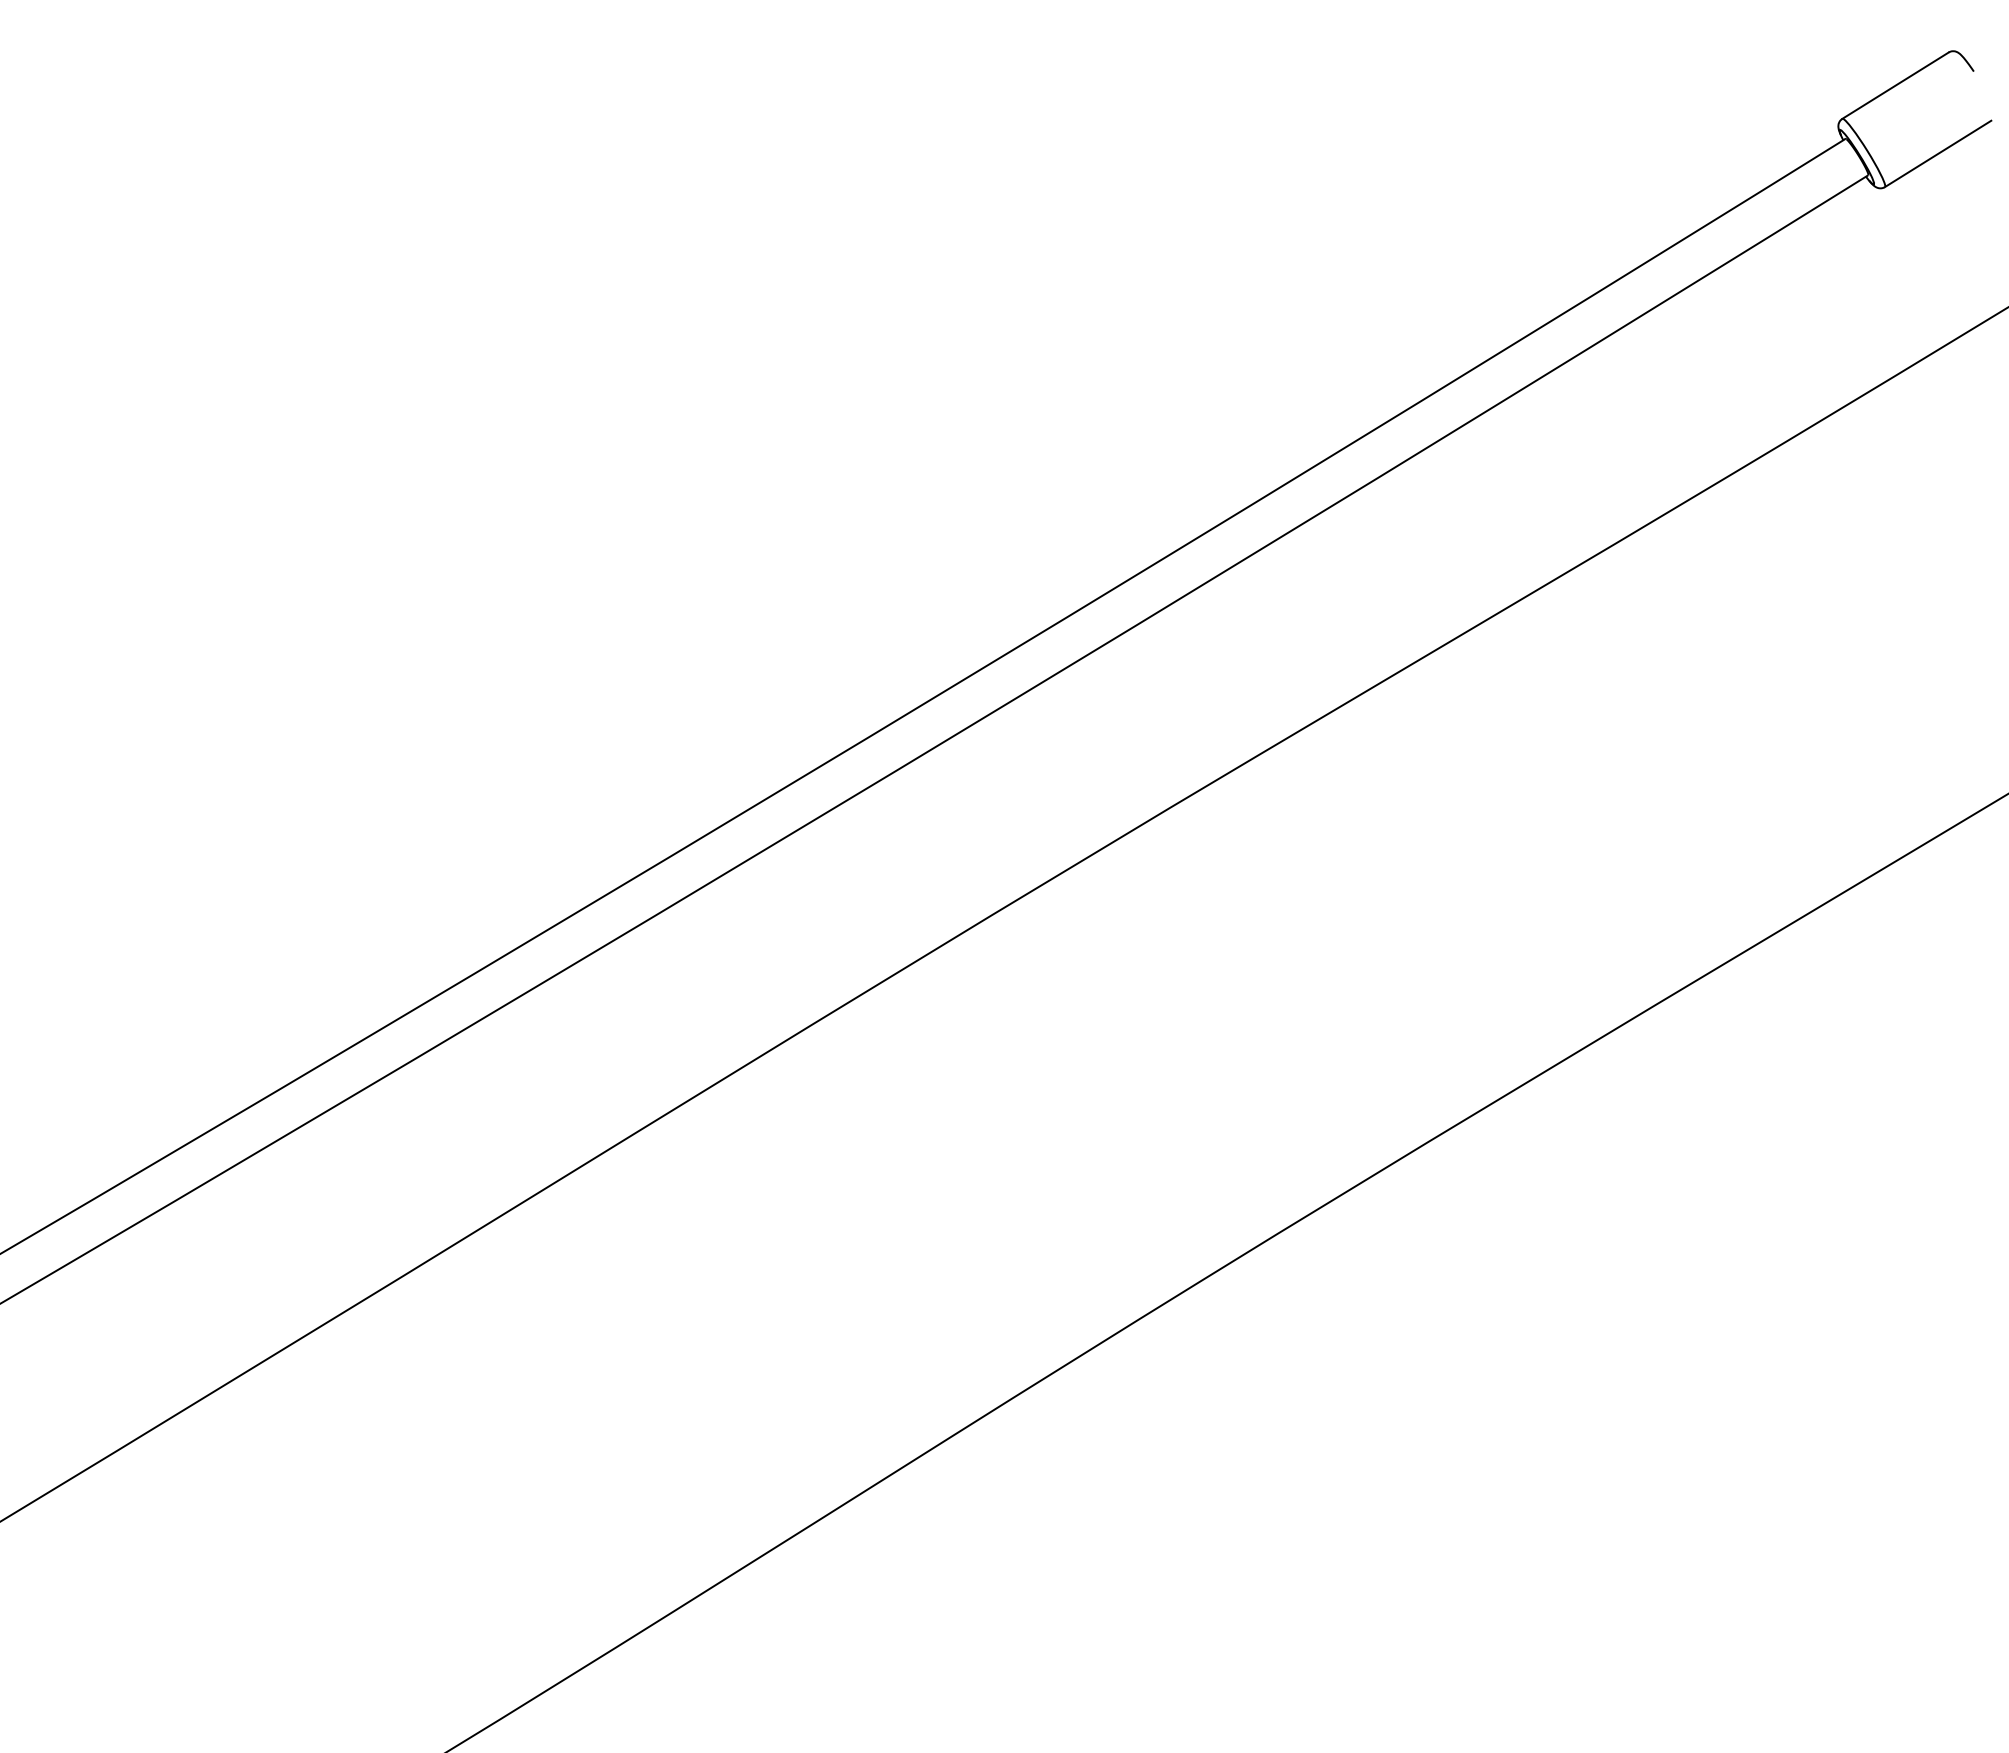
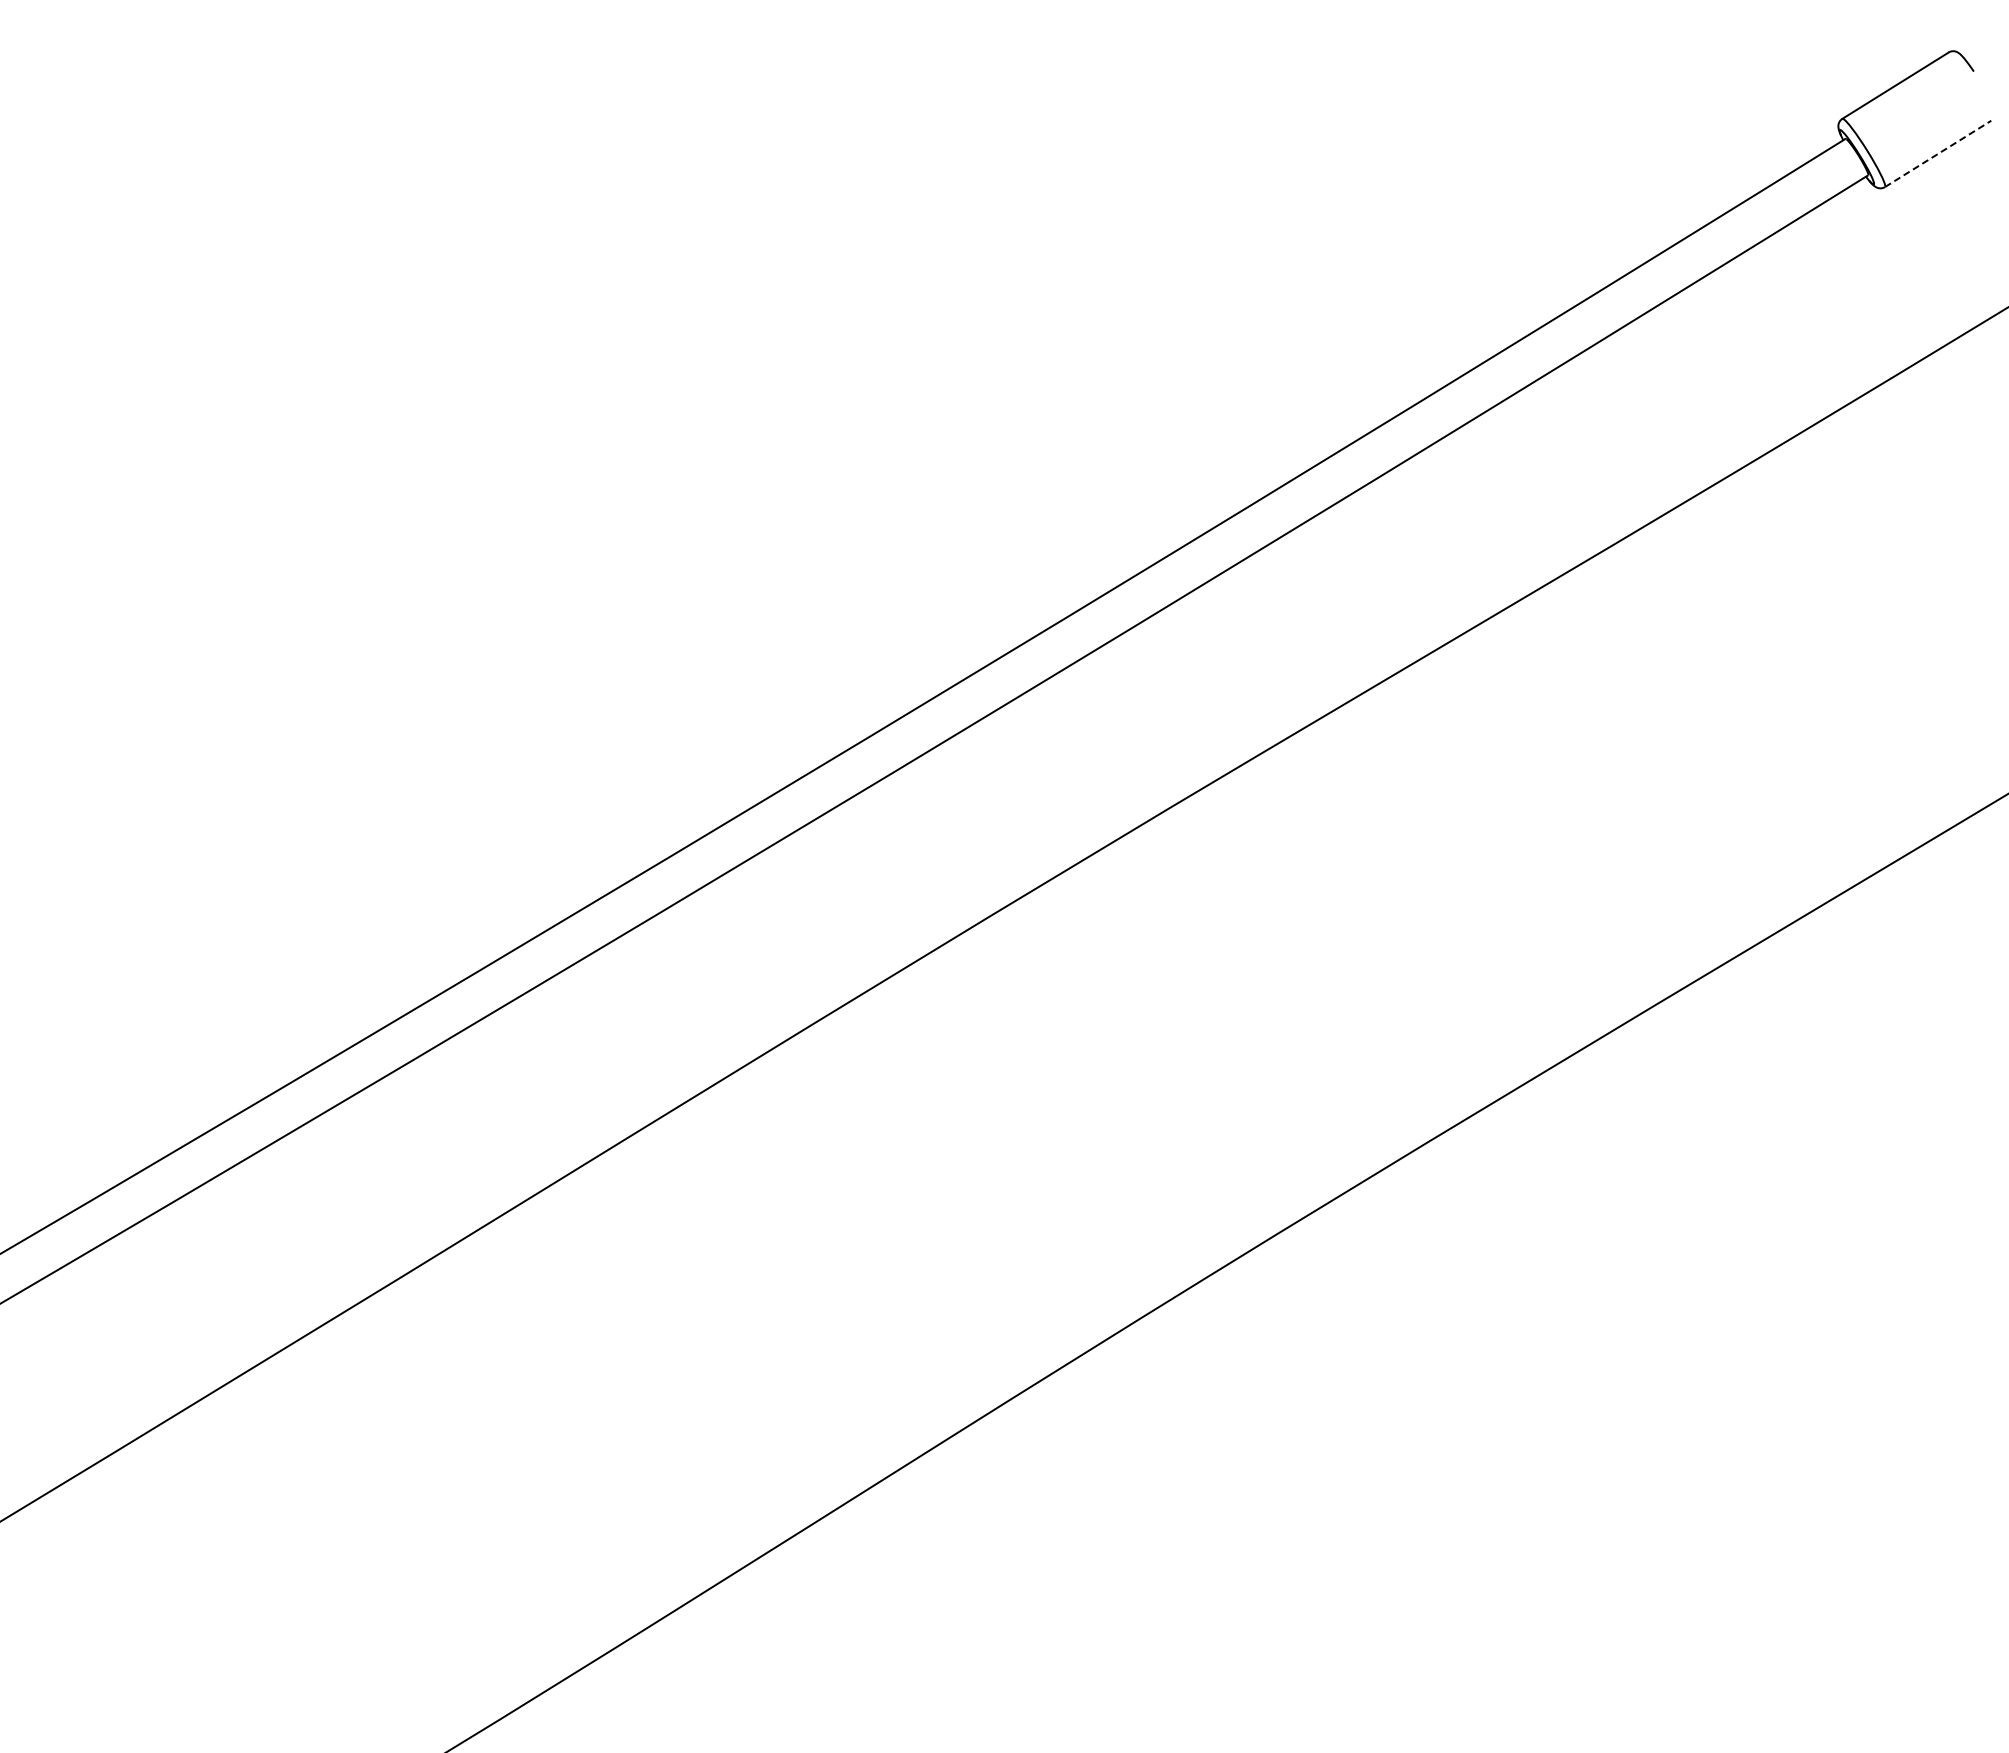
line: solid -> dashed (1938, 153)
